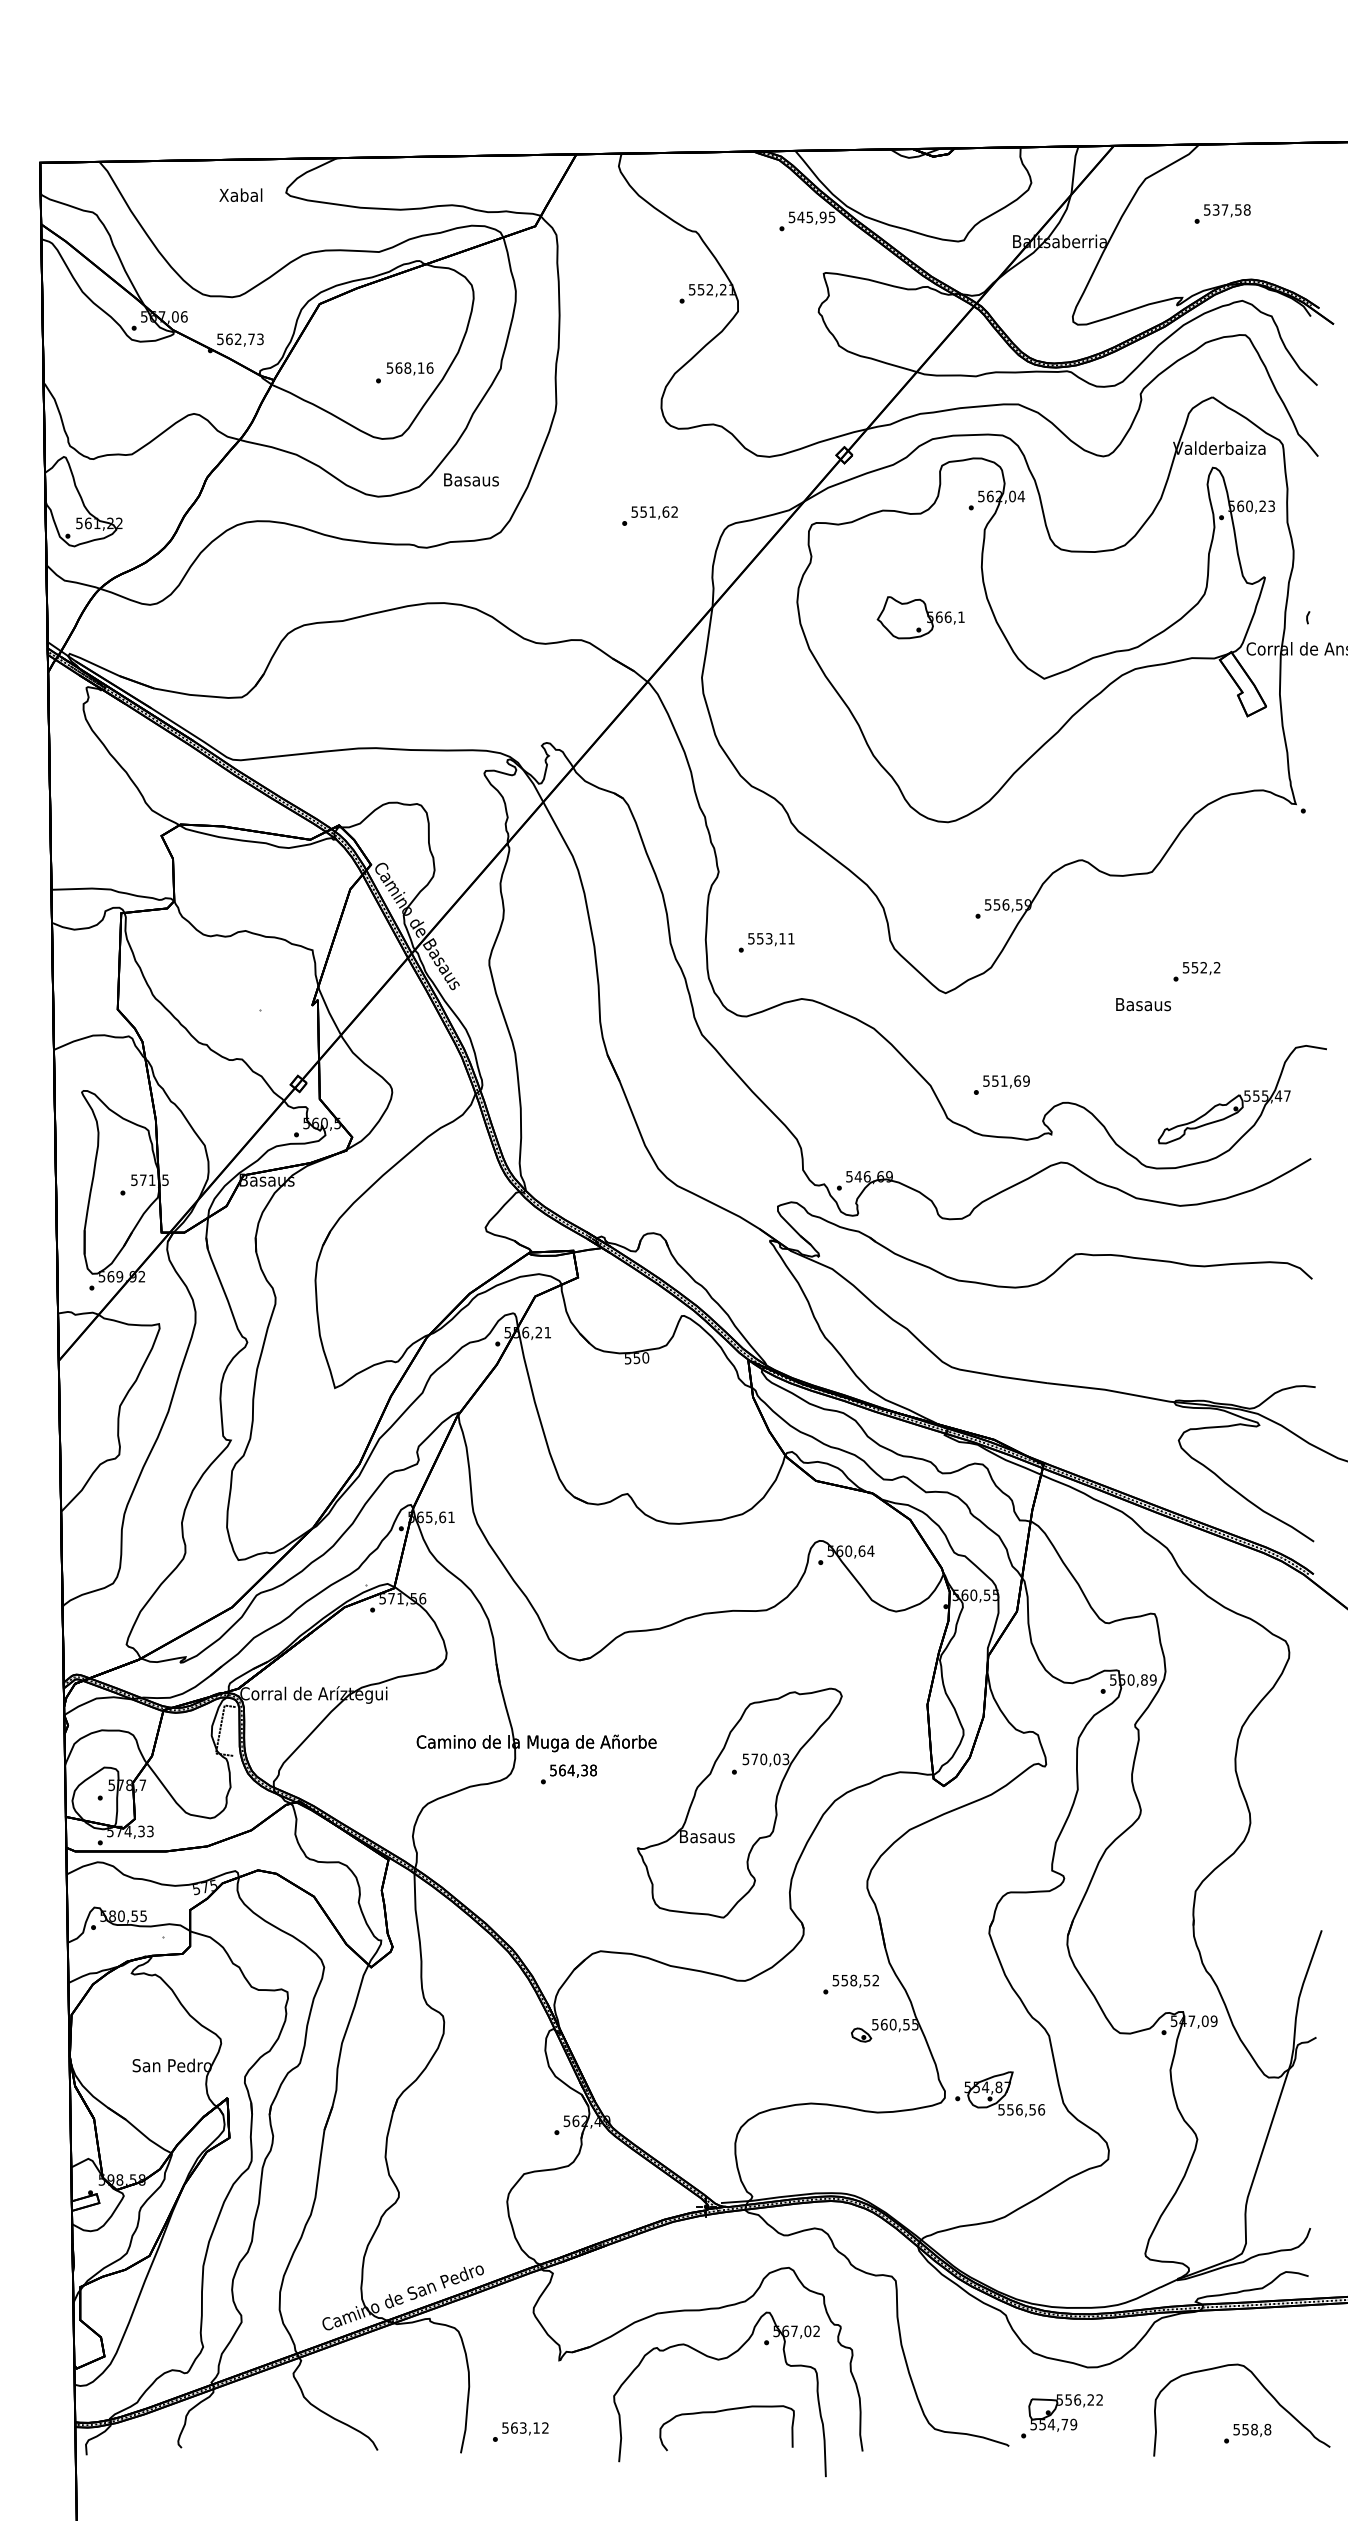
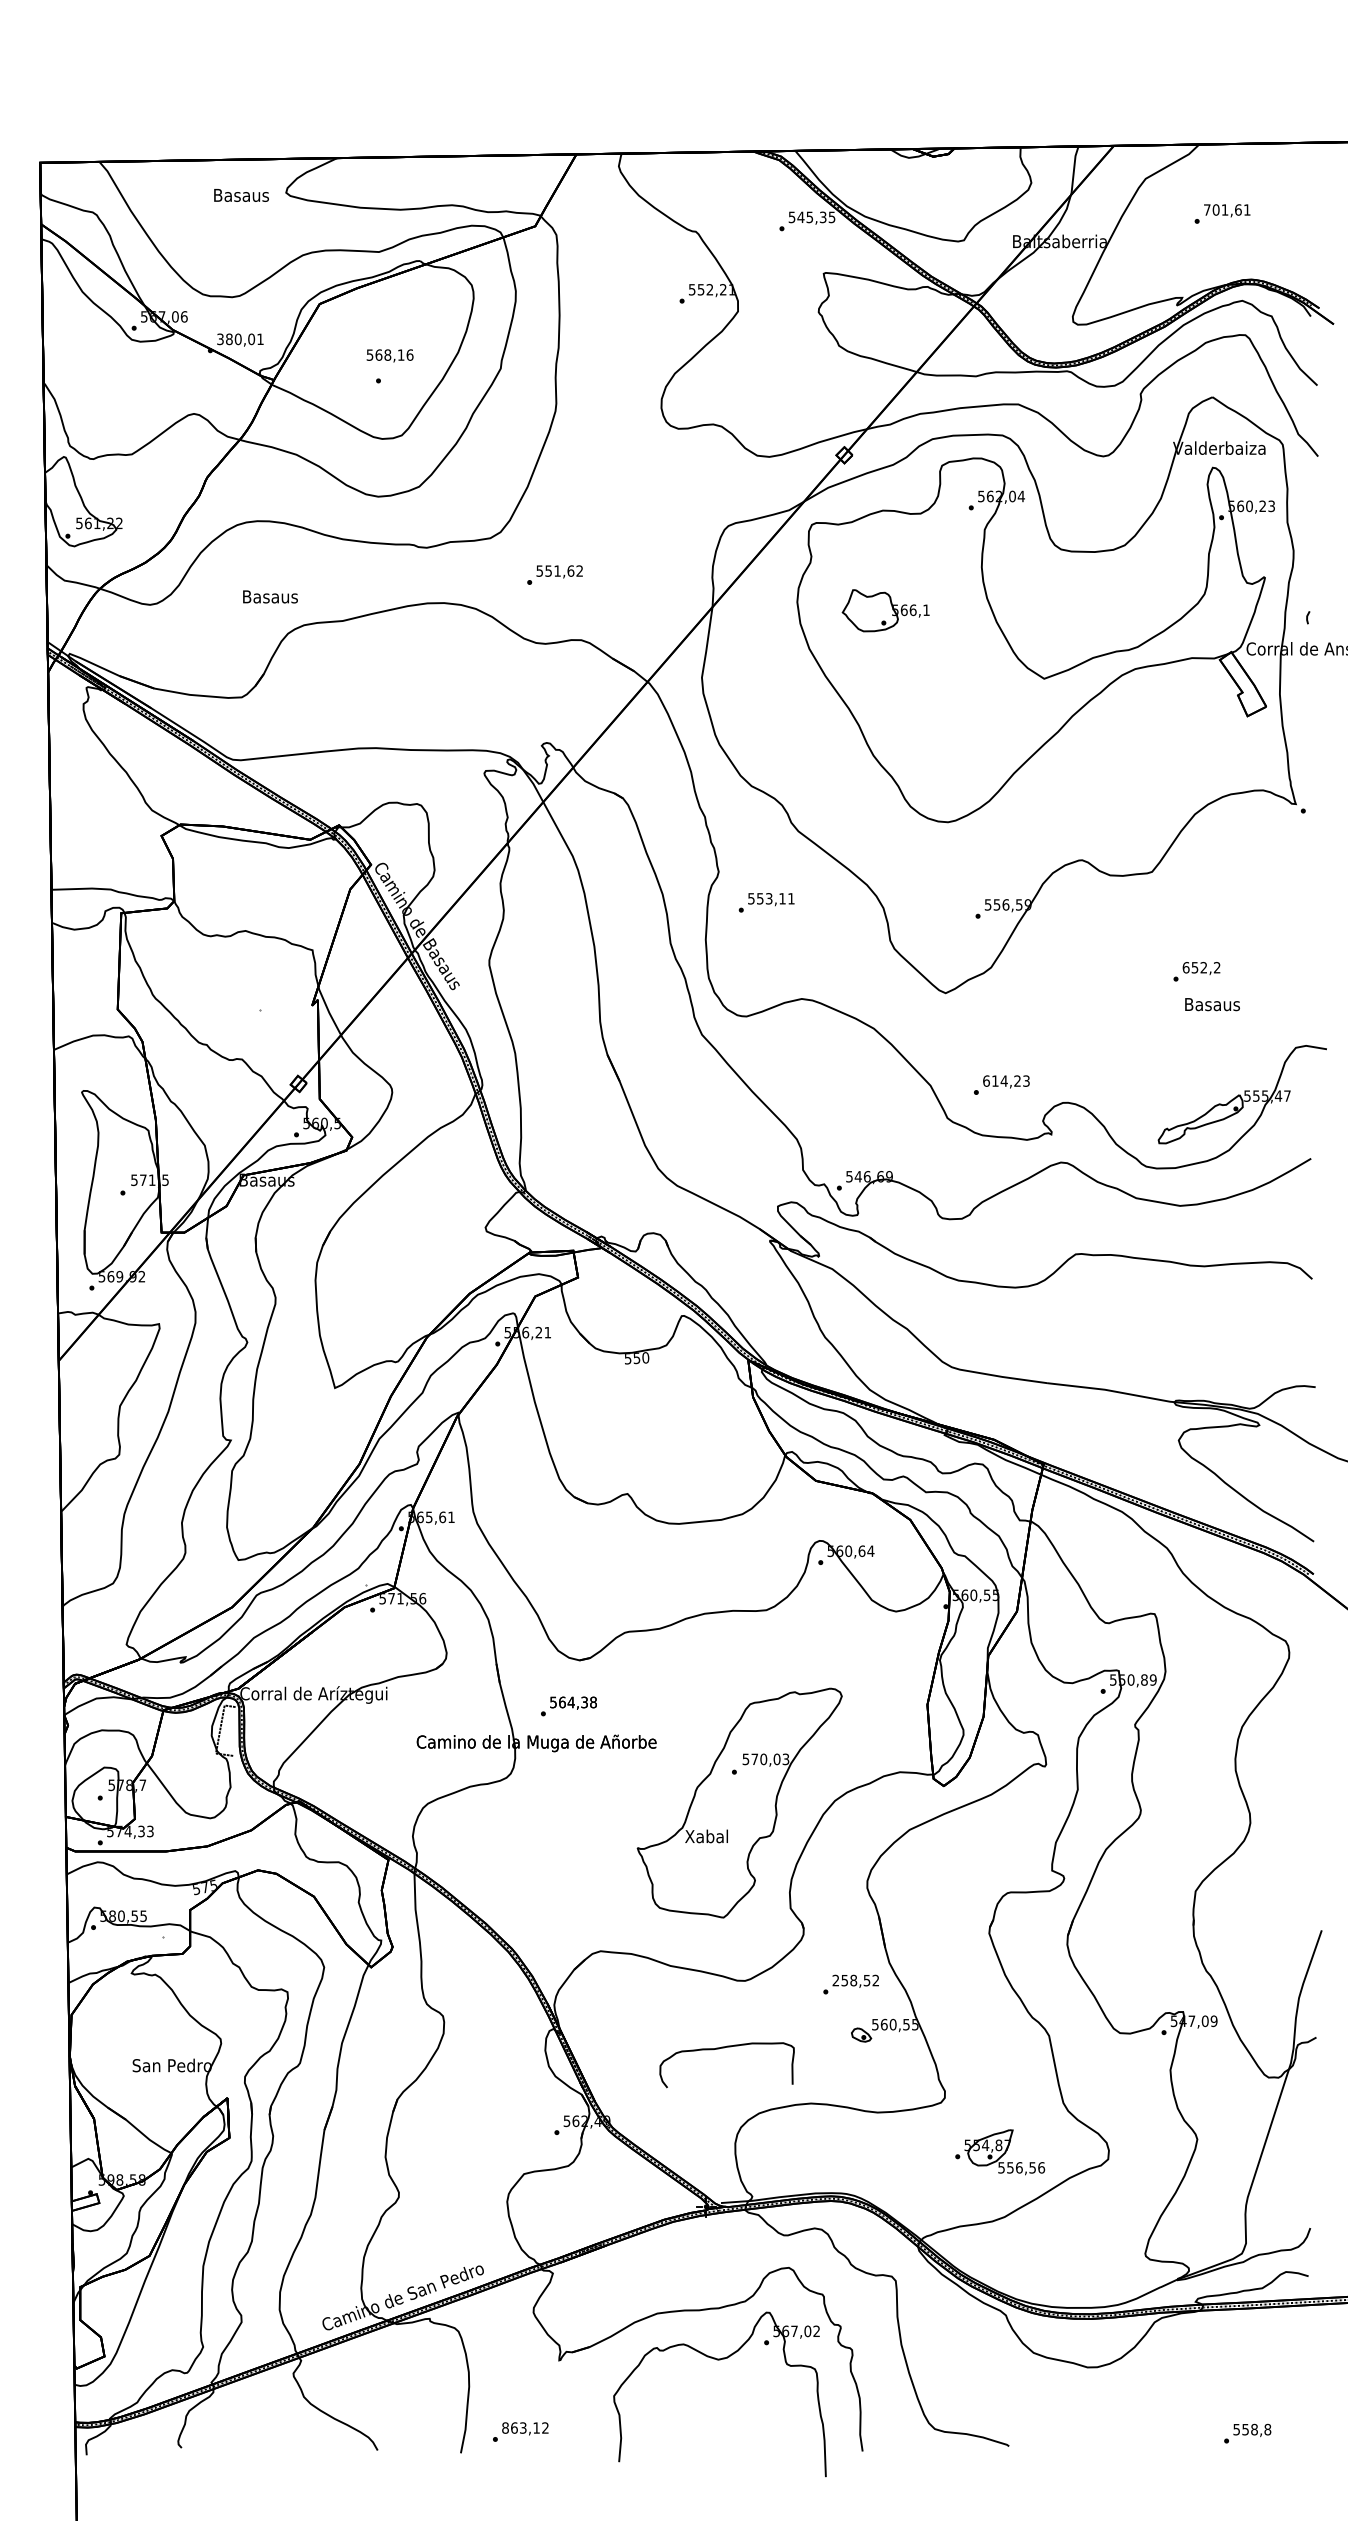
text: Xabal -> Basaus (241, 194)
text: 537,58 -> 701,61 (1227, 209)
text: 545,95 -> 545,35 (822, 216)
text: 562,73 -> 380,01 (240, 339)
text position: (409, 368) -> (389, 355) (389, 355)
text position: (471, 479) -> (270, 596) (270, 596)
text position: (649, 515) -> (554, 574) (554, 574)
part position: (920, 617) -> (885, 610) (885, 610)
text position: (766, 942) -> (766, 902) (766, 902)
text: 552,2 -> 652,2 (1185, 967)
text position: (1143, 1004) -> (1212, 1004) (1212, 1004)
text: 551,69 -> 614,23 (1006, 1080)
text position: (568, 1774) -> (568, 1706) (568, 1706)
text: Basaus -> Xabal (707, 1836)
text: 558,52 -> 258,52 (835, 1980)
part position: (1000, 2094) -> (1000, 2152) (1000, 2152)
curve: present -> none (1263, 2388)
curve position: (724, 2411) -> (724, 2048) (724, 2048)
part: present -> none (1061, 2416)
text: 563,12 -> 863,12 (505, 2427)
